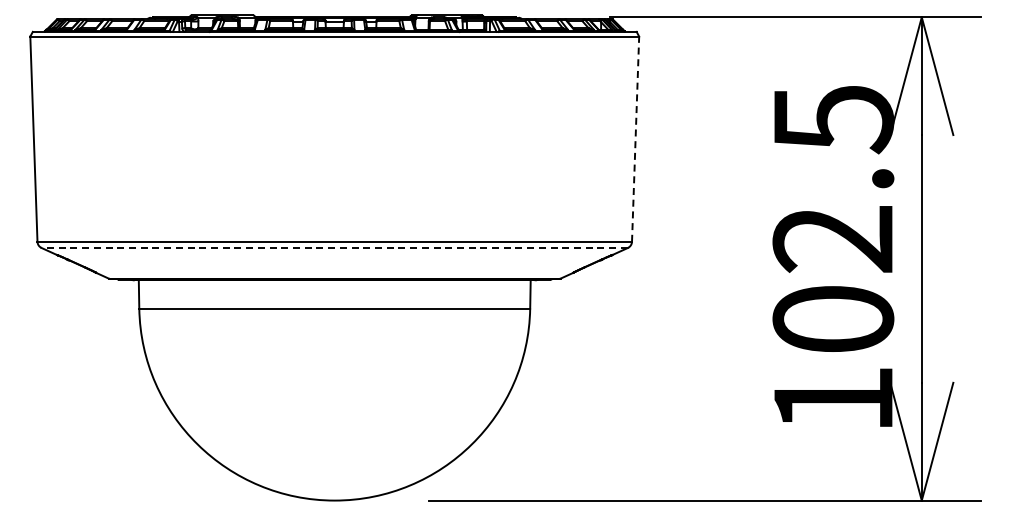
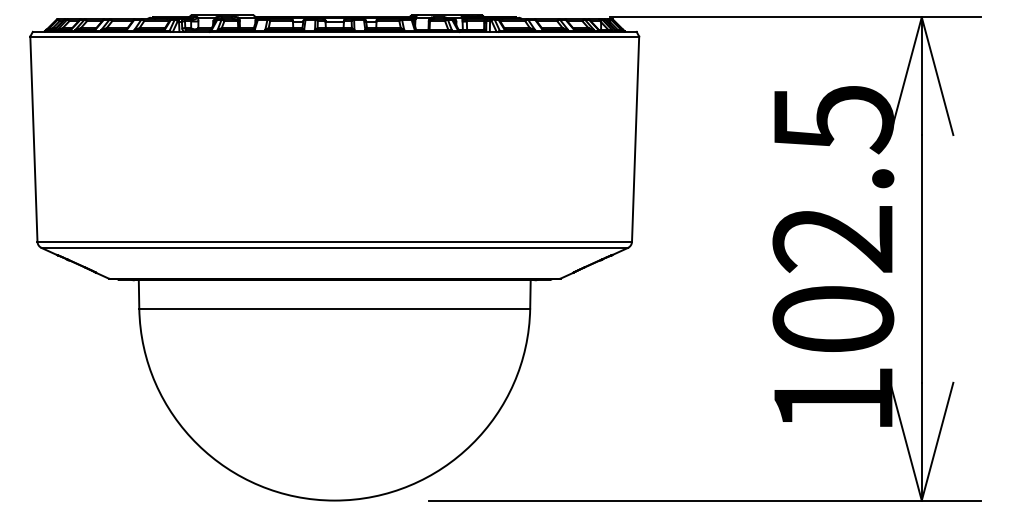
line: dashed -> solid (635, 139)
line: dashed -> solid (334, 247)
